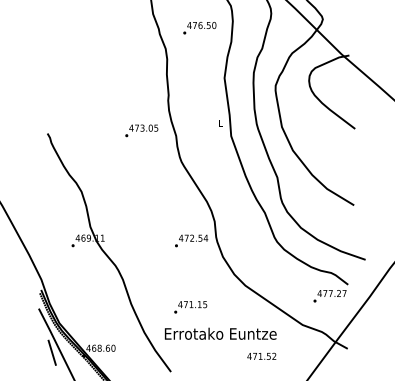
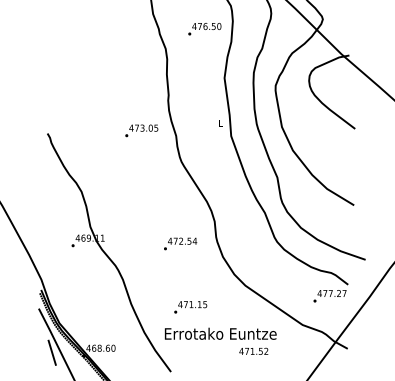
text position: (199, 28) -> (204, 29) (204, 29)
text position: (191, 240) -> (180, 243) (180, 243)
text position: (261, 355) -> (253, 350) (253, 350)
